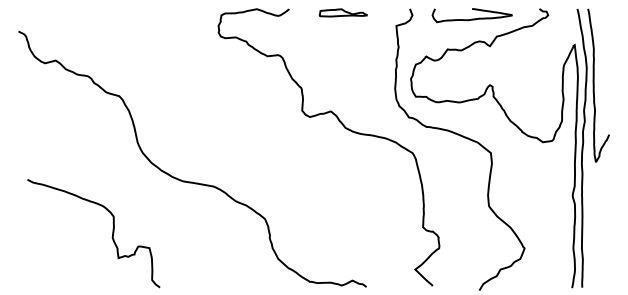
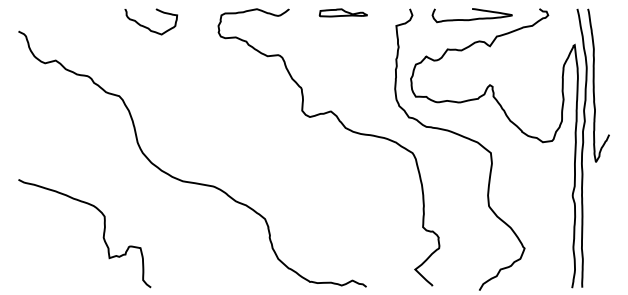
curve: none -> present (148, 27)
curve position: (111, 237) -> (102, 237) (102, 237)
